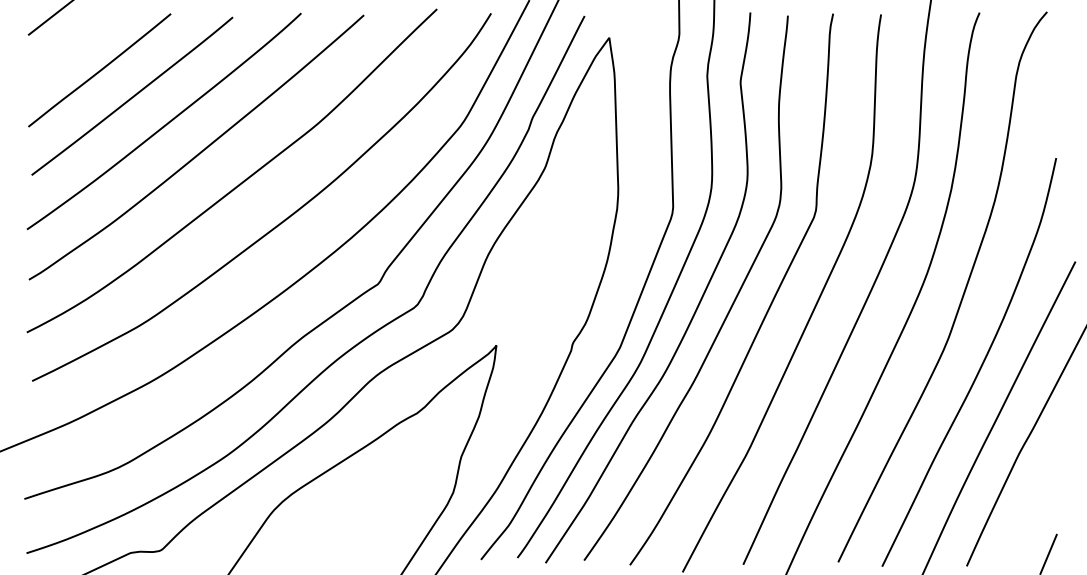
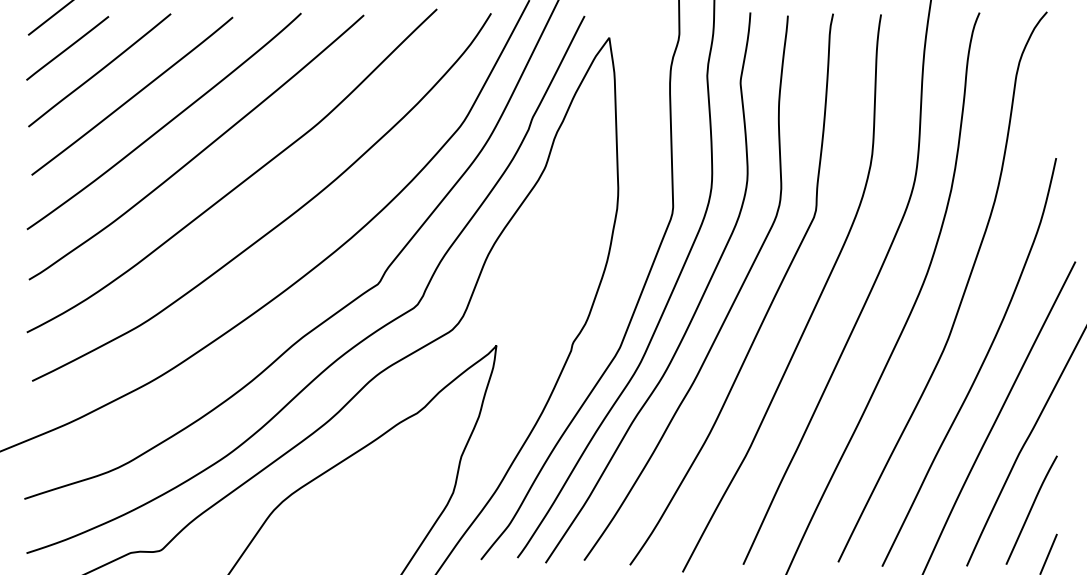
line: none -> present (67, 48)
curve: none -> present (1031, 509)
